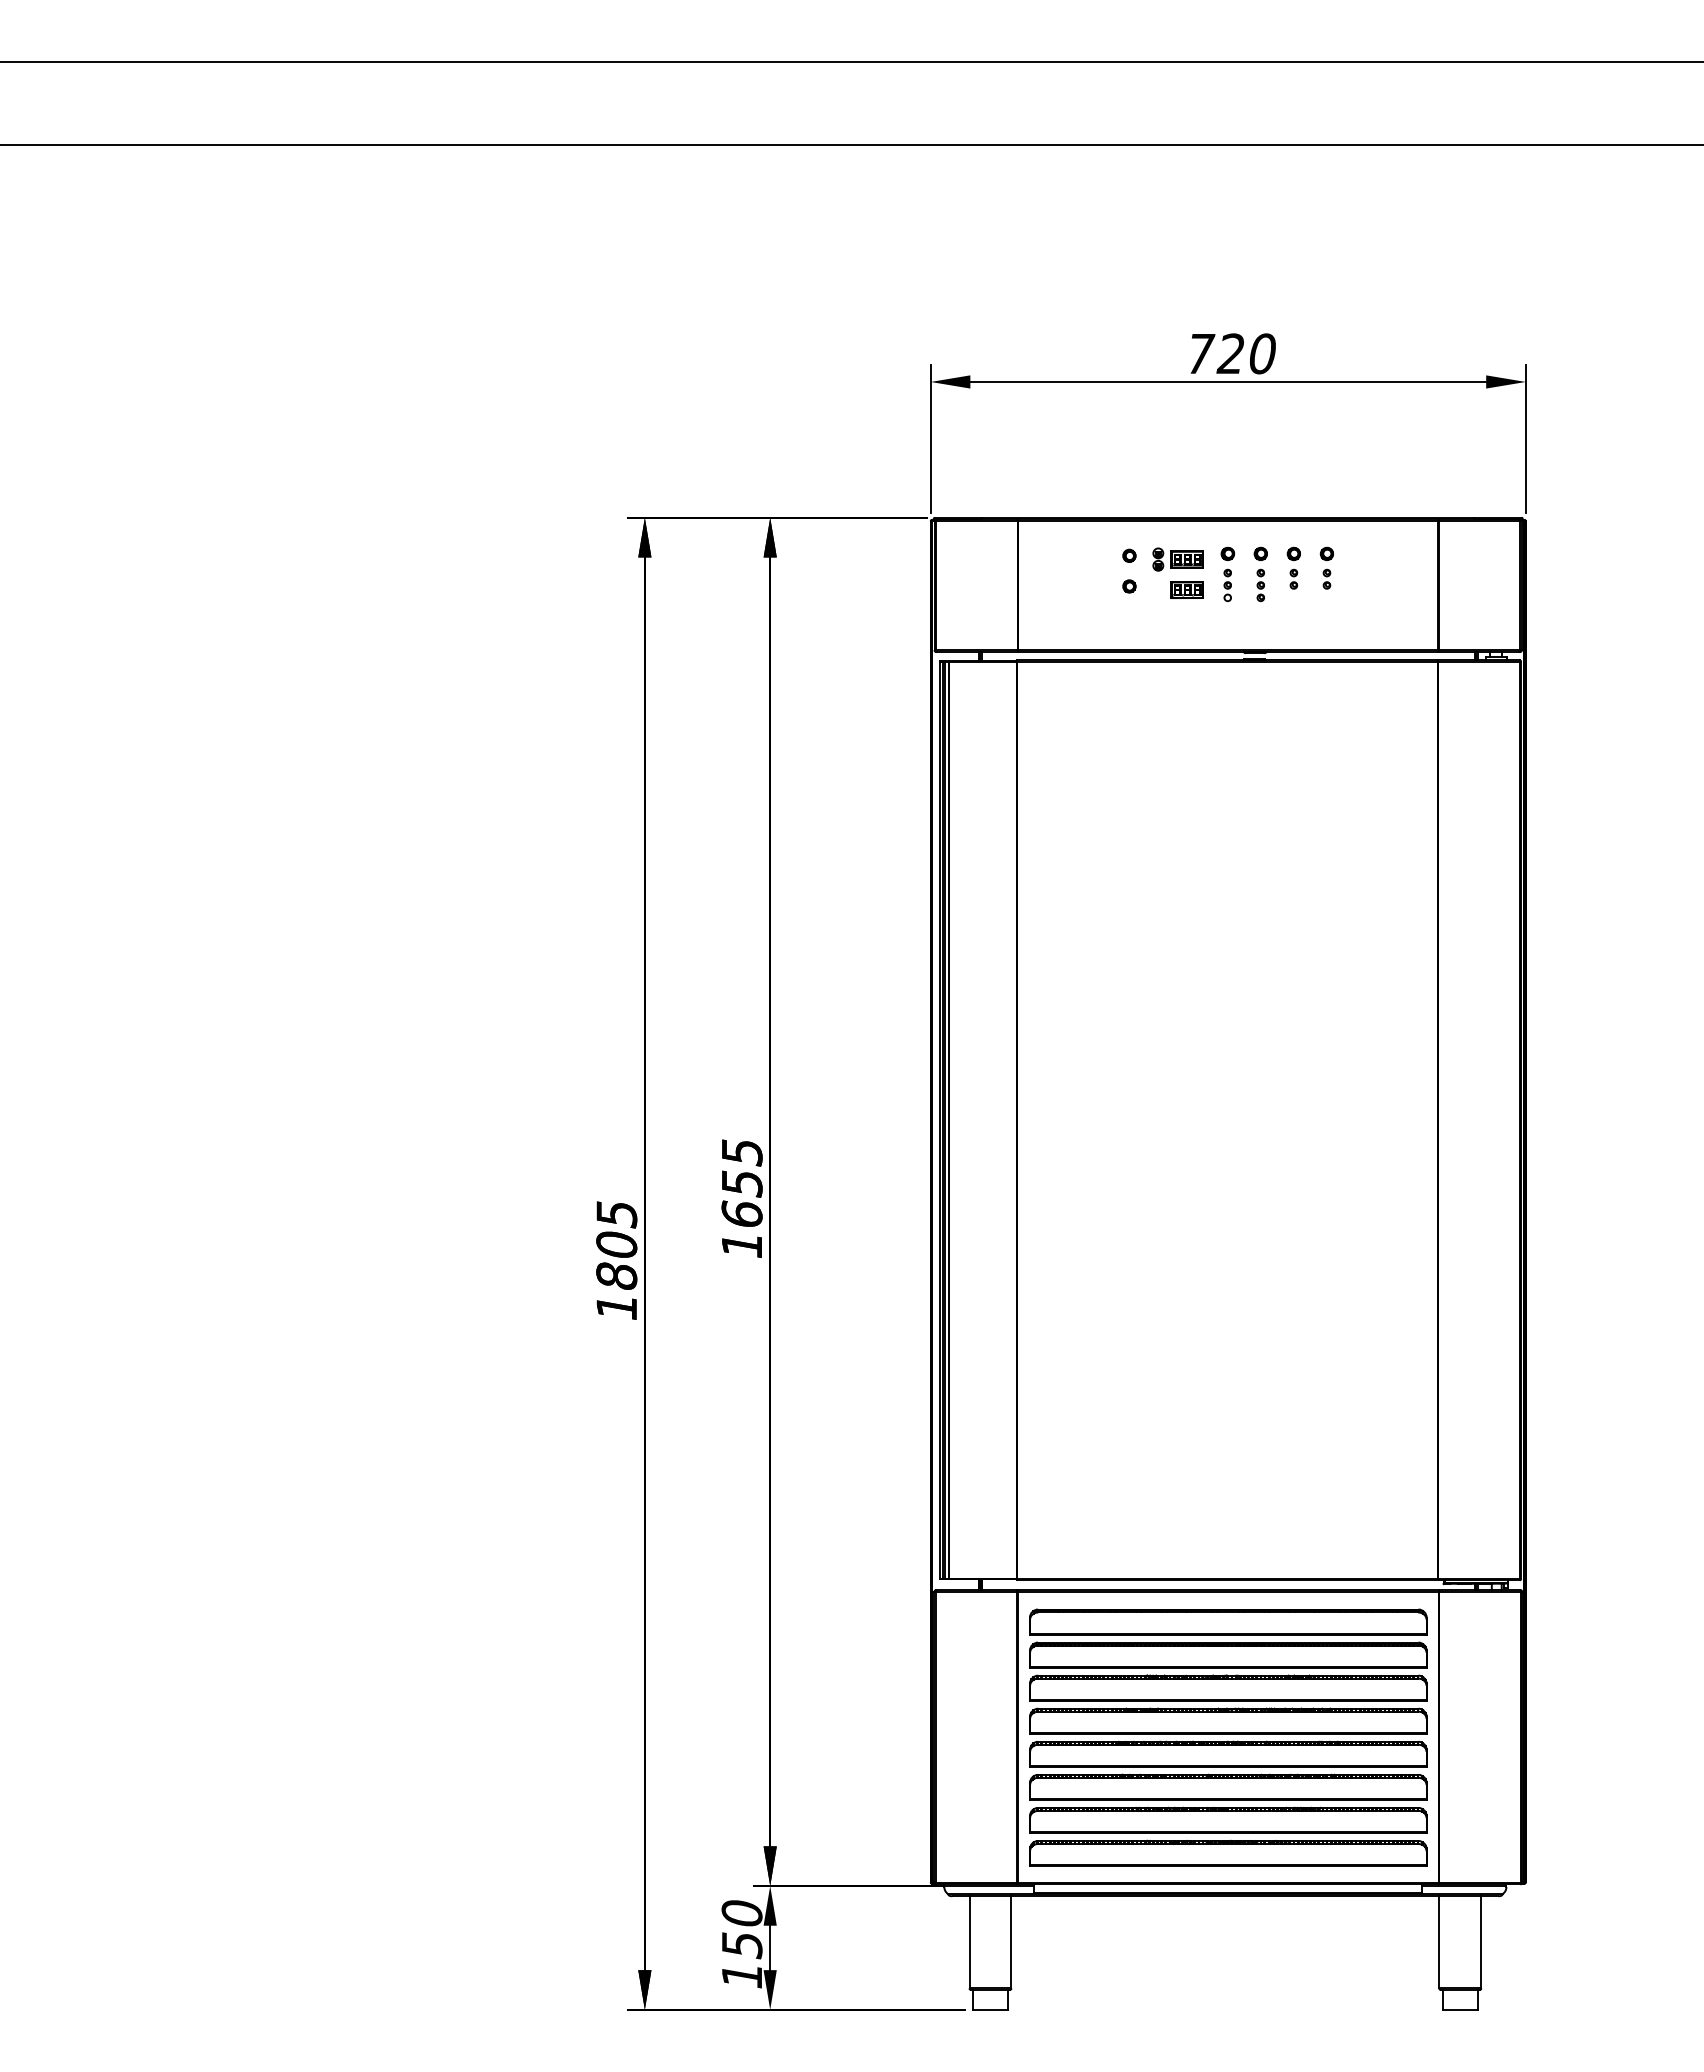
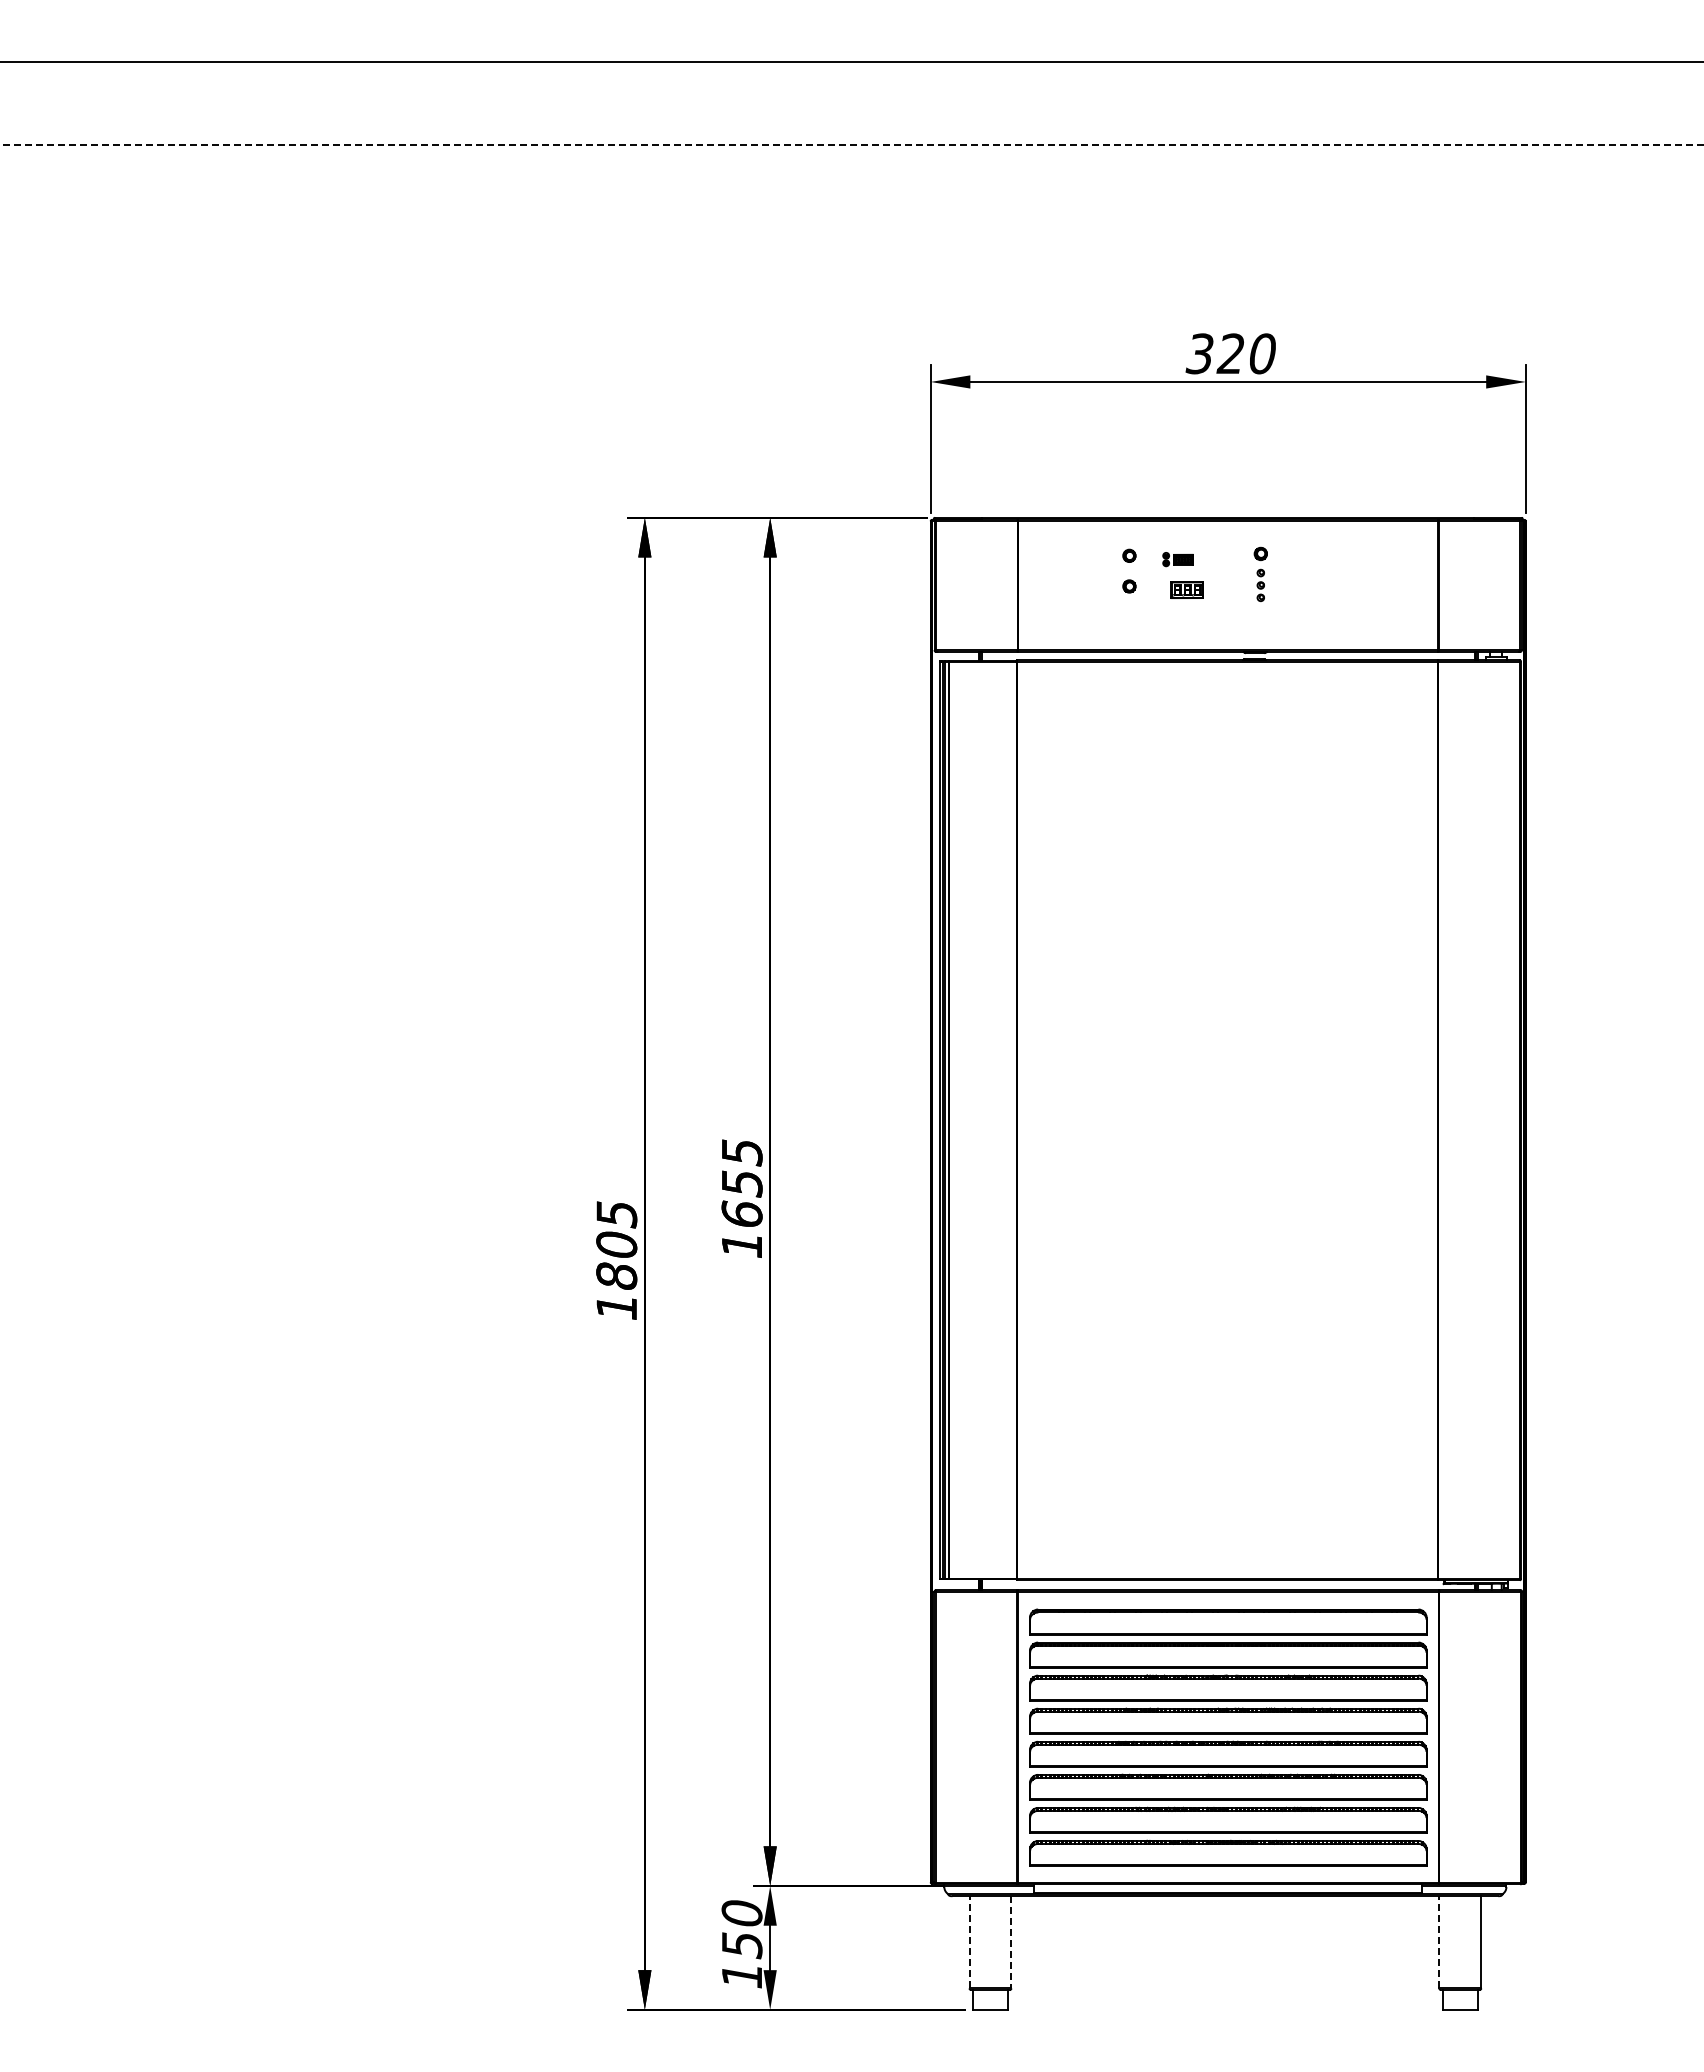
line: solid -> dashed (852, 145)
text: 720 -> 320 (1200, 353)
part size: 52x25 px -> 32x16 px (1177, 559)
part: present -> none (1293, 567)
part: present -> none (1326, 567)
part: present -> none (1227, 574)
line: solid -> dashed (969, 1941)
line: solid -> dashed (1439, 1941)
line: solid -> dashed (1011, 1942)
